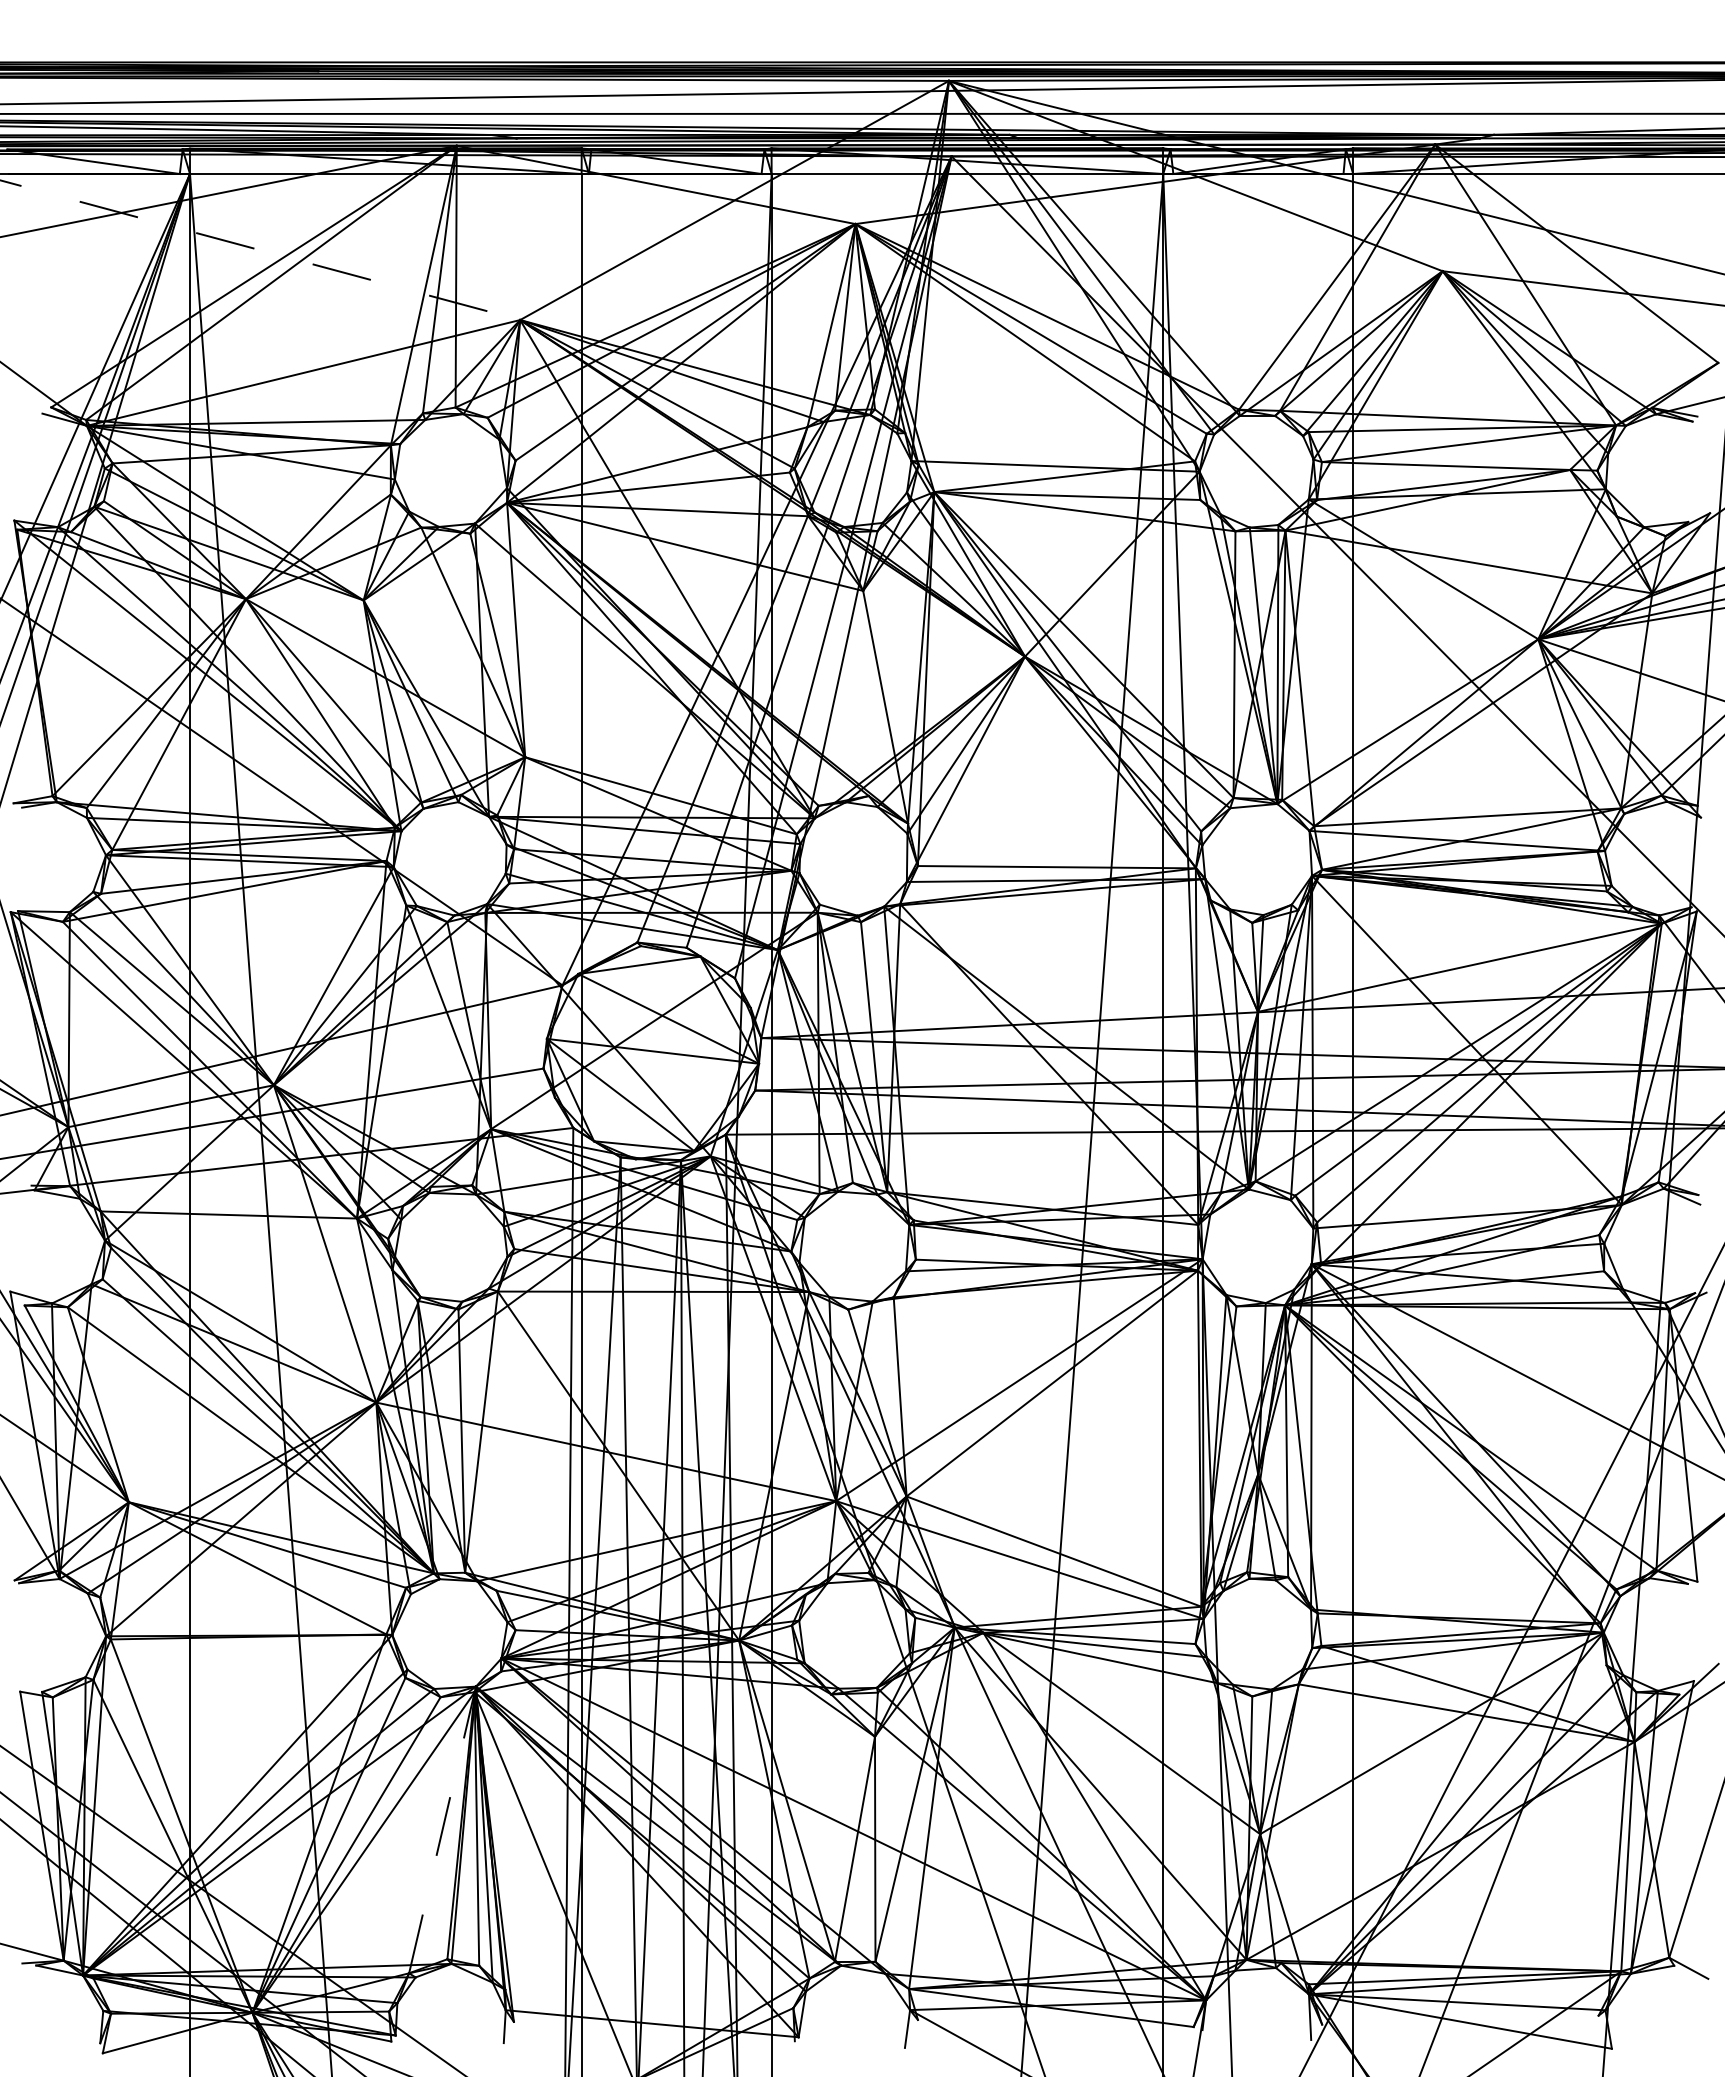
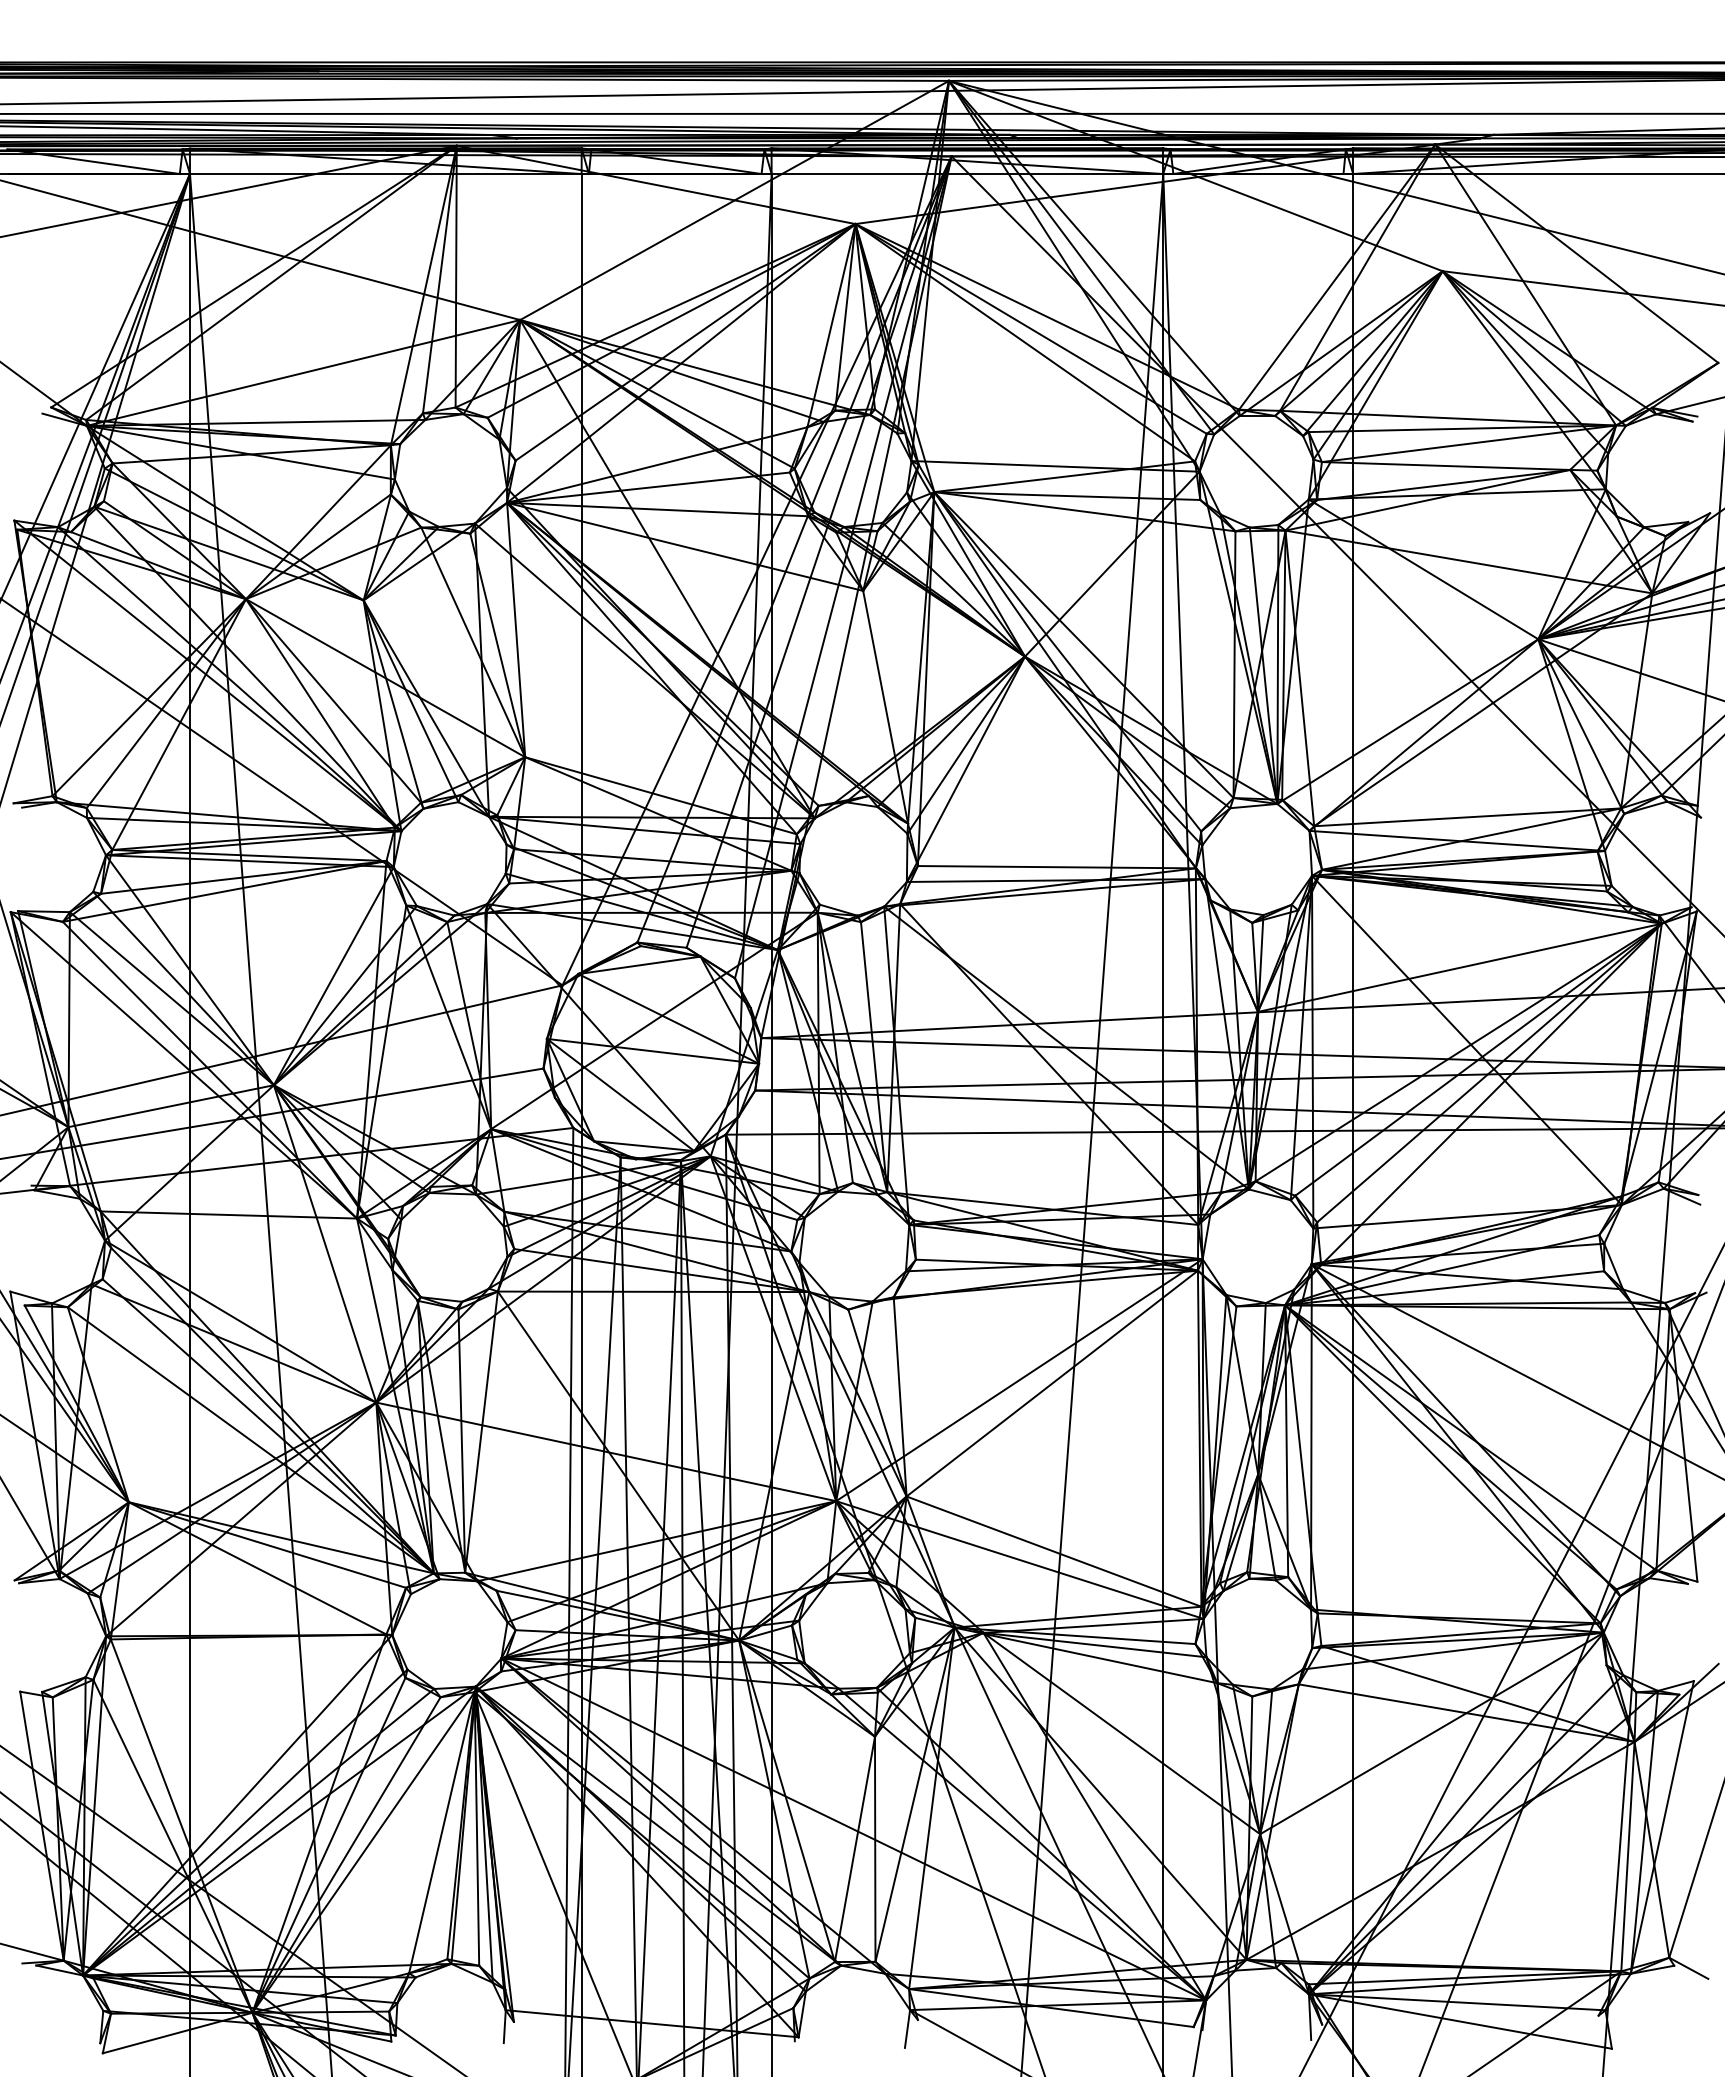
line: dashed -> solid (260, 250)
line: dashed -> solid (442, 1832)
